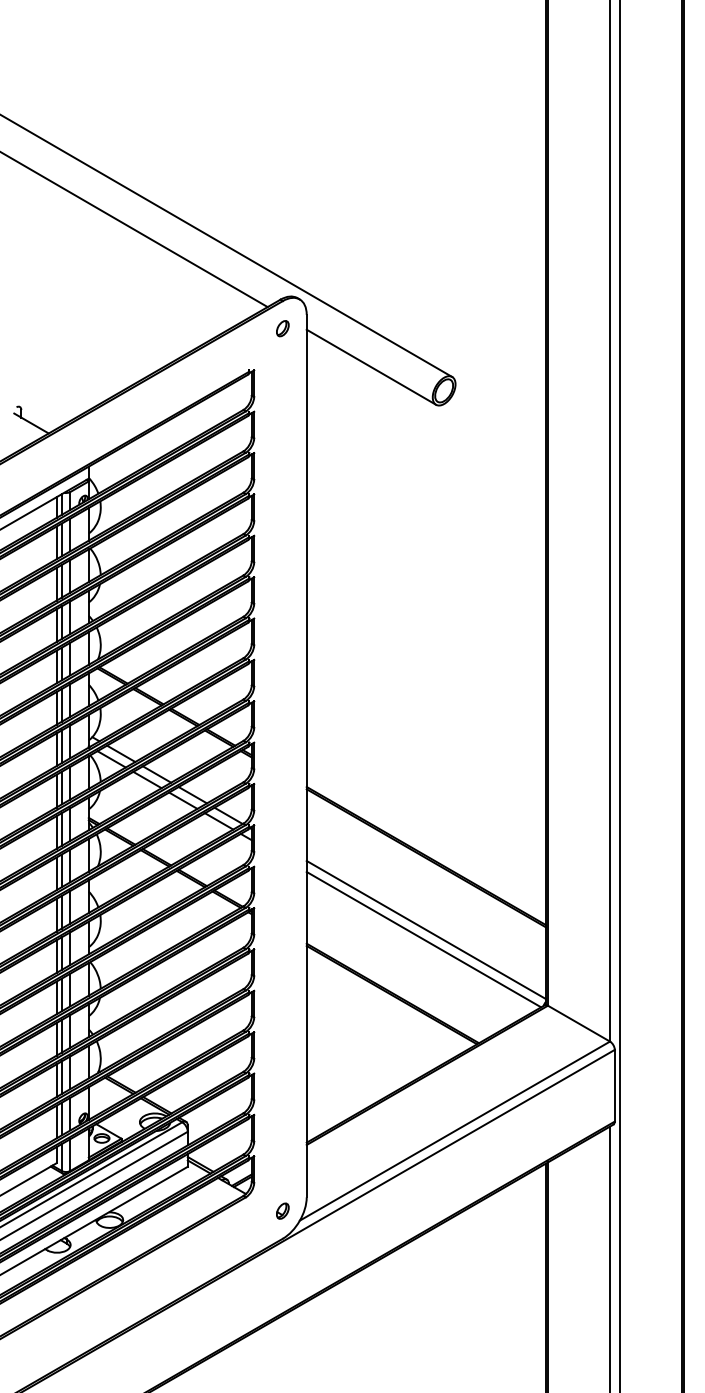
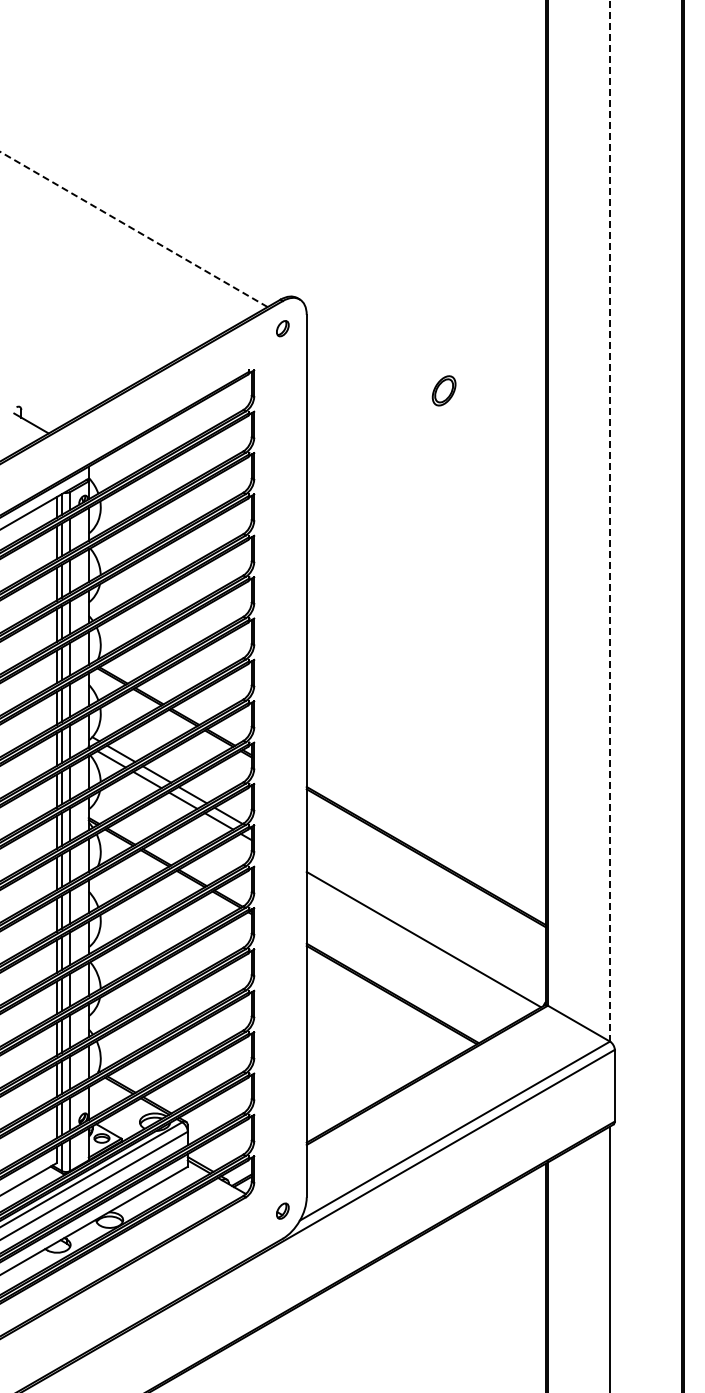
line: solid -> dashed (133, 229)
line: present -> none (227, 246)
line: present -> none (371, 366)
line: solid -> dashed (610, 520)
line: present -> none (619, 695)
line: present -> none (425, 929)
